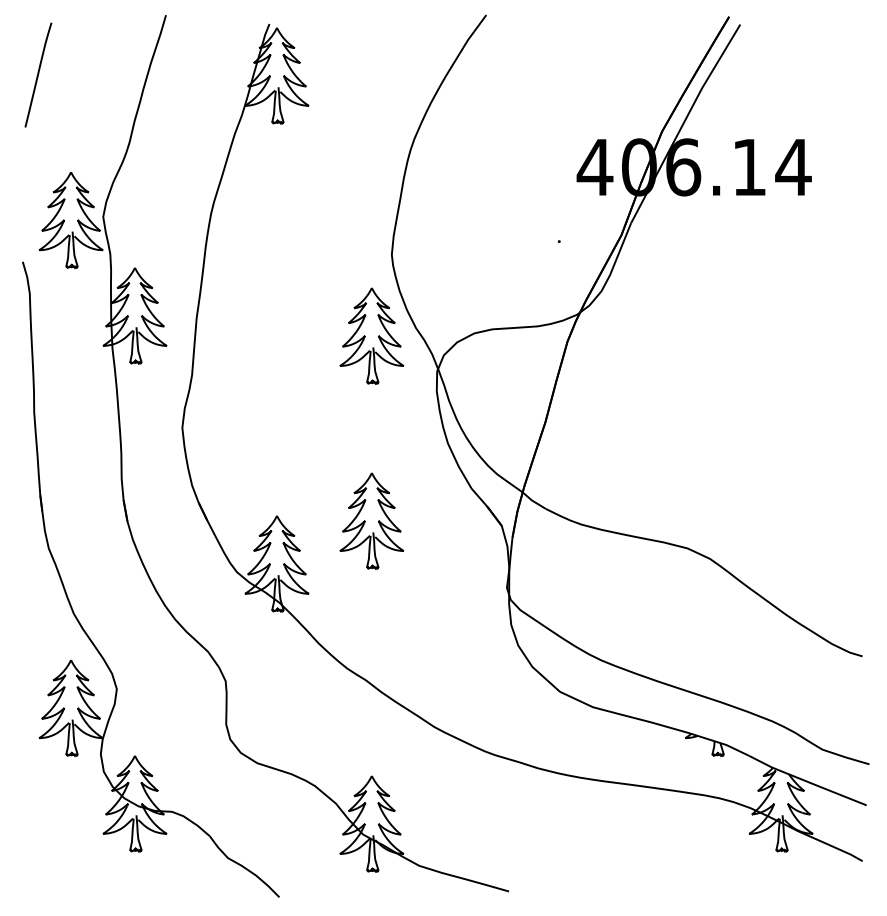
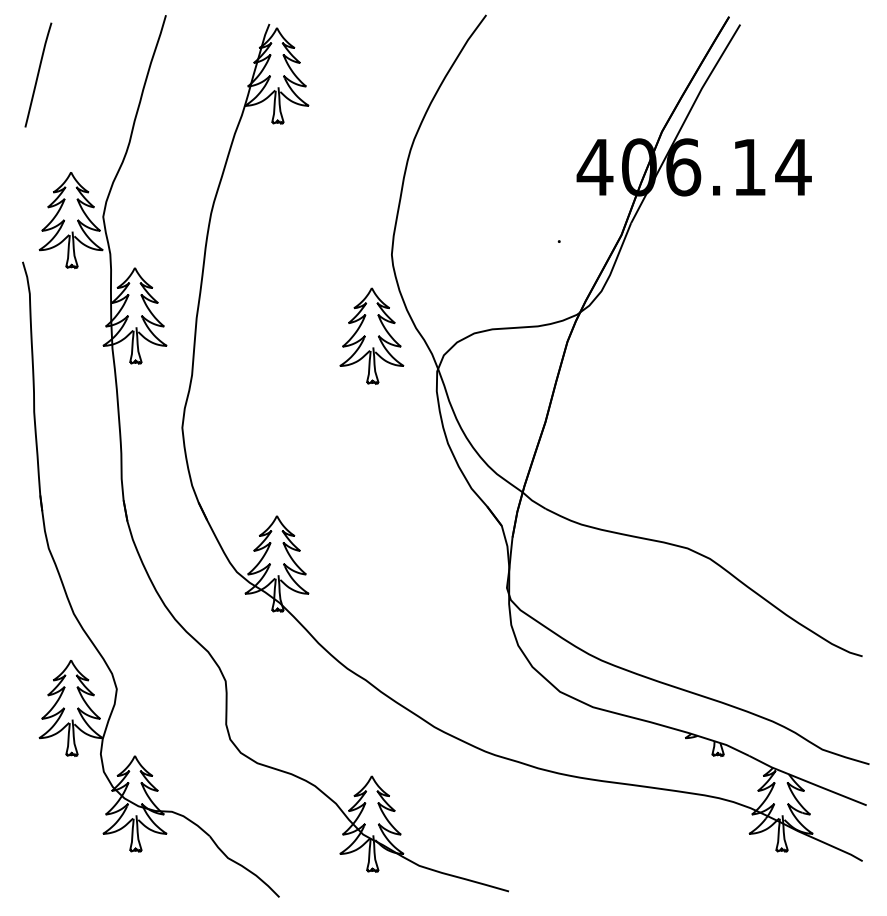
part: present -> none (371, 520)
